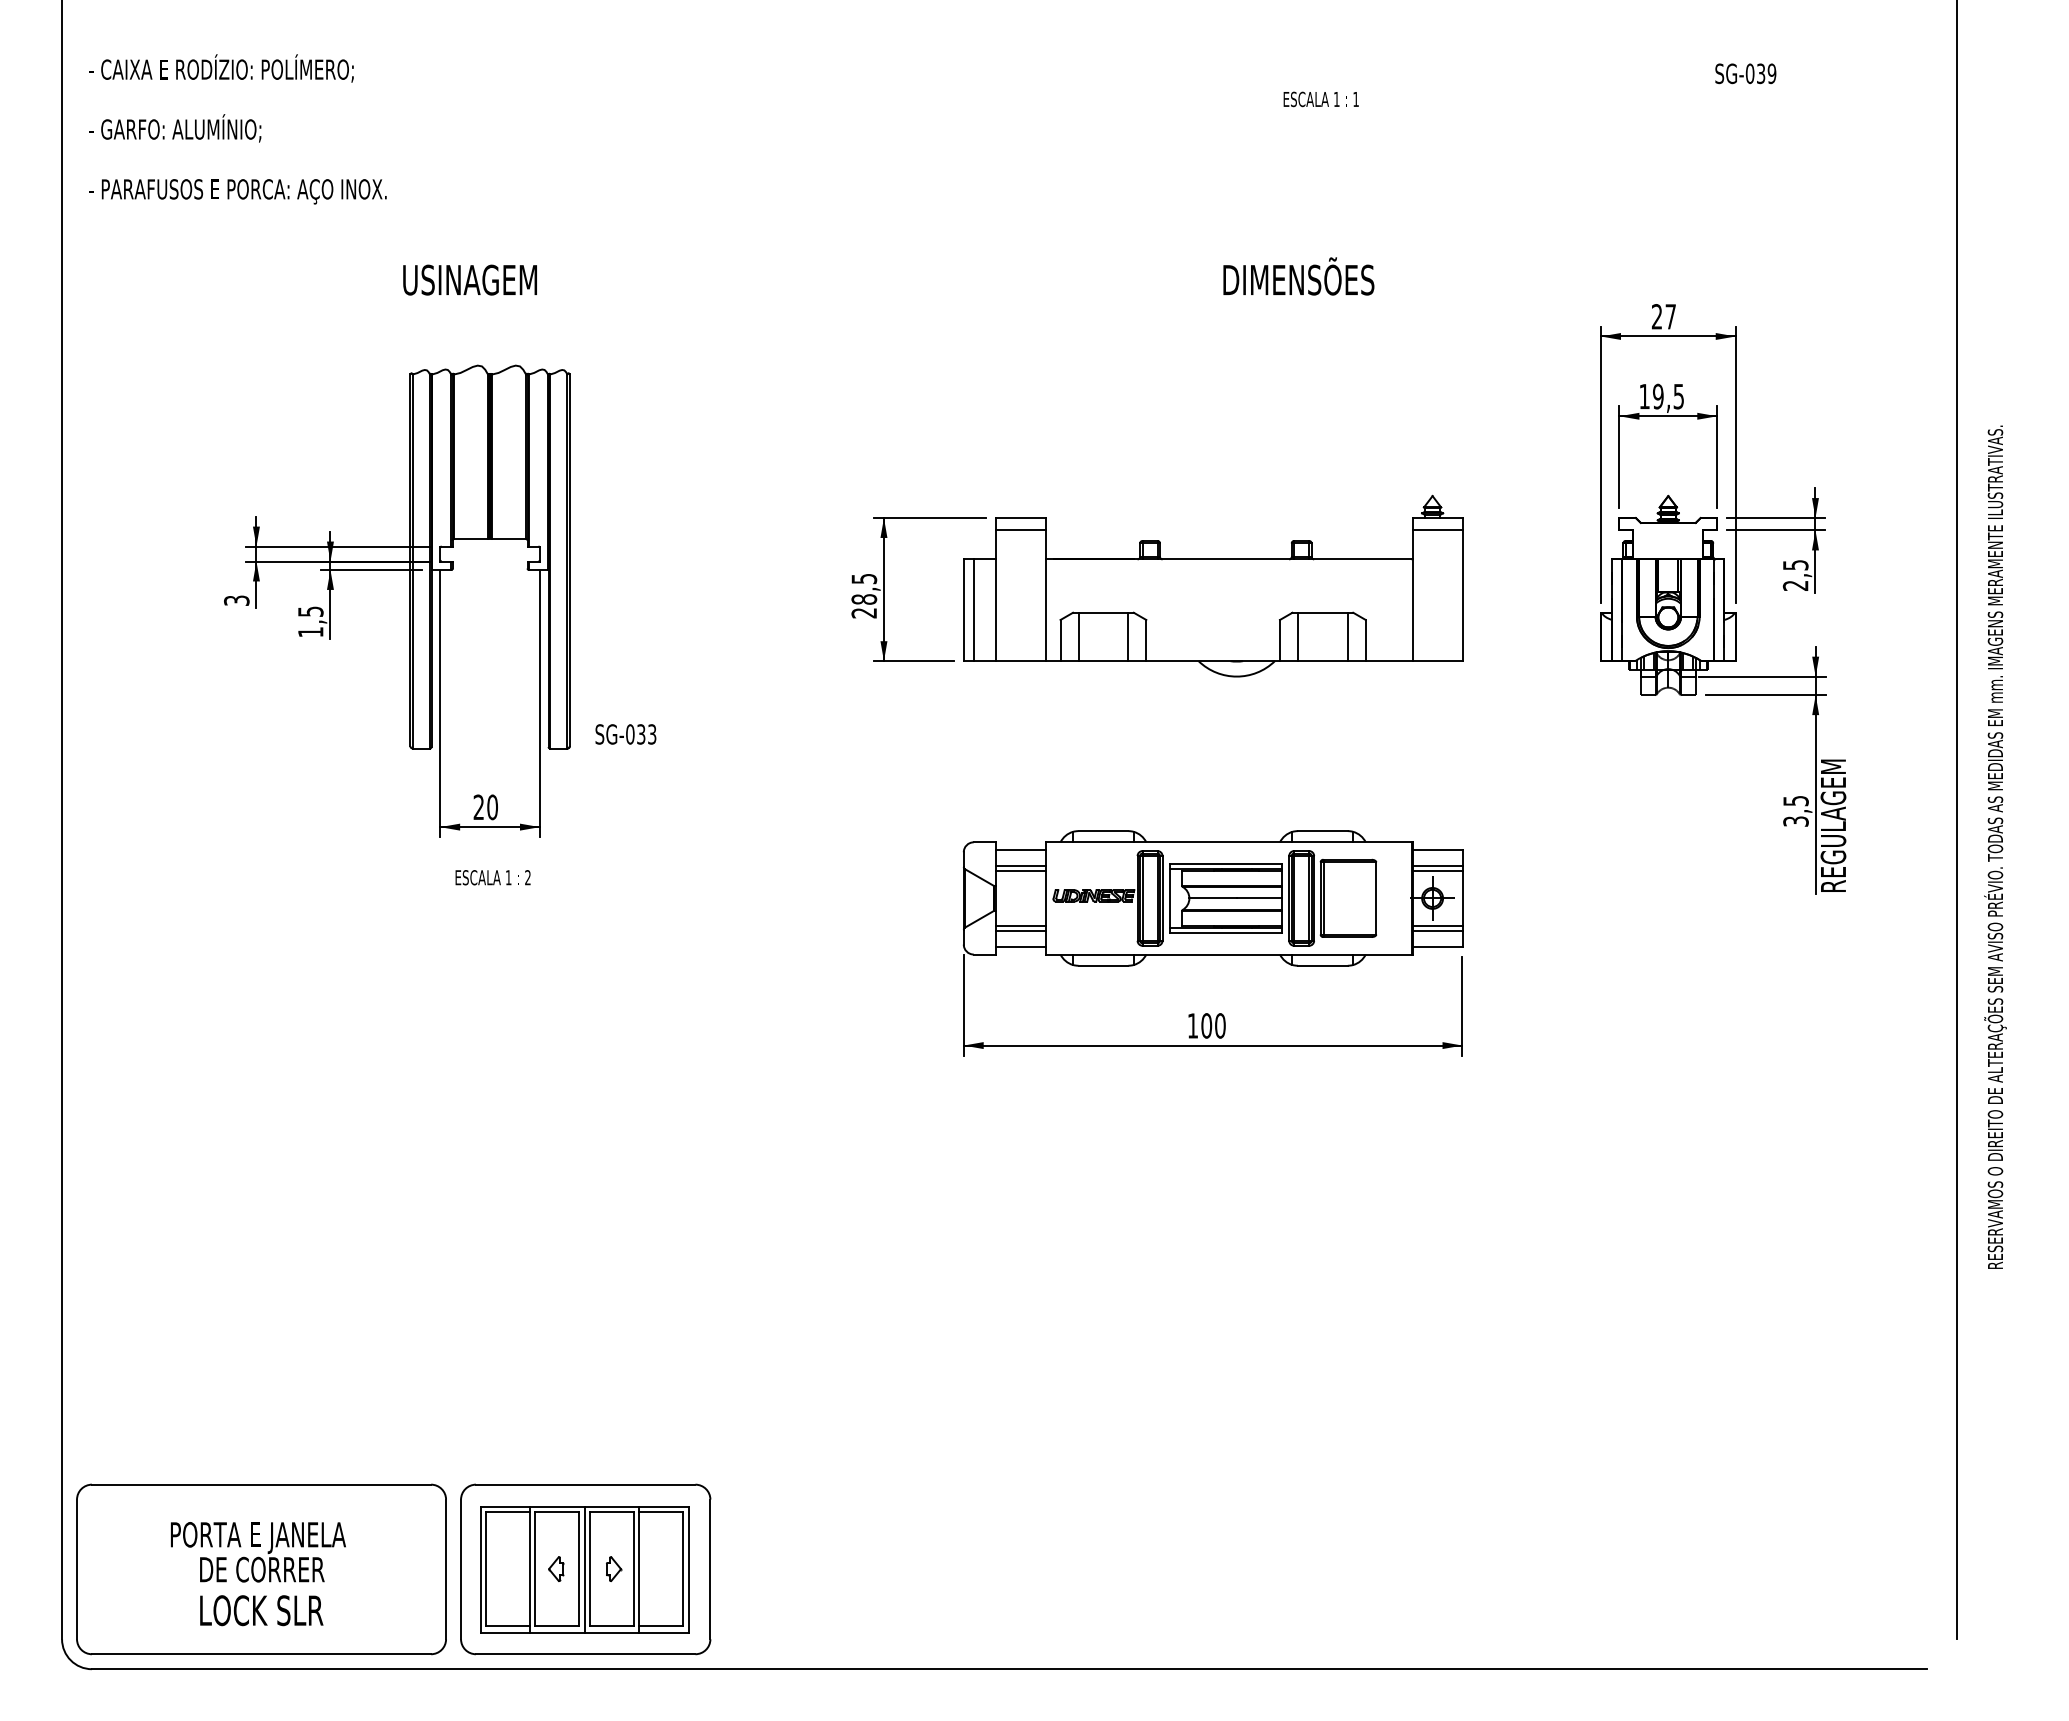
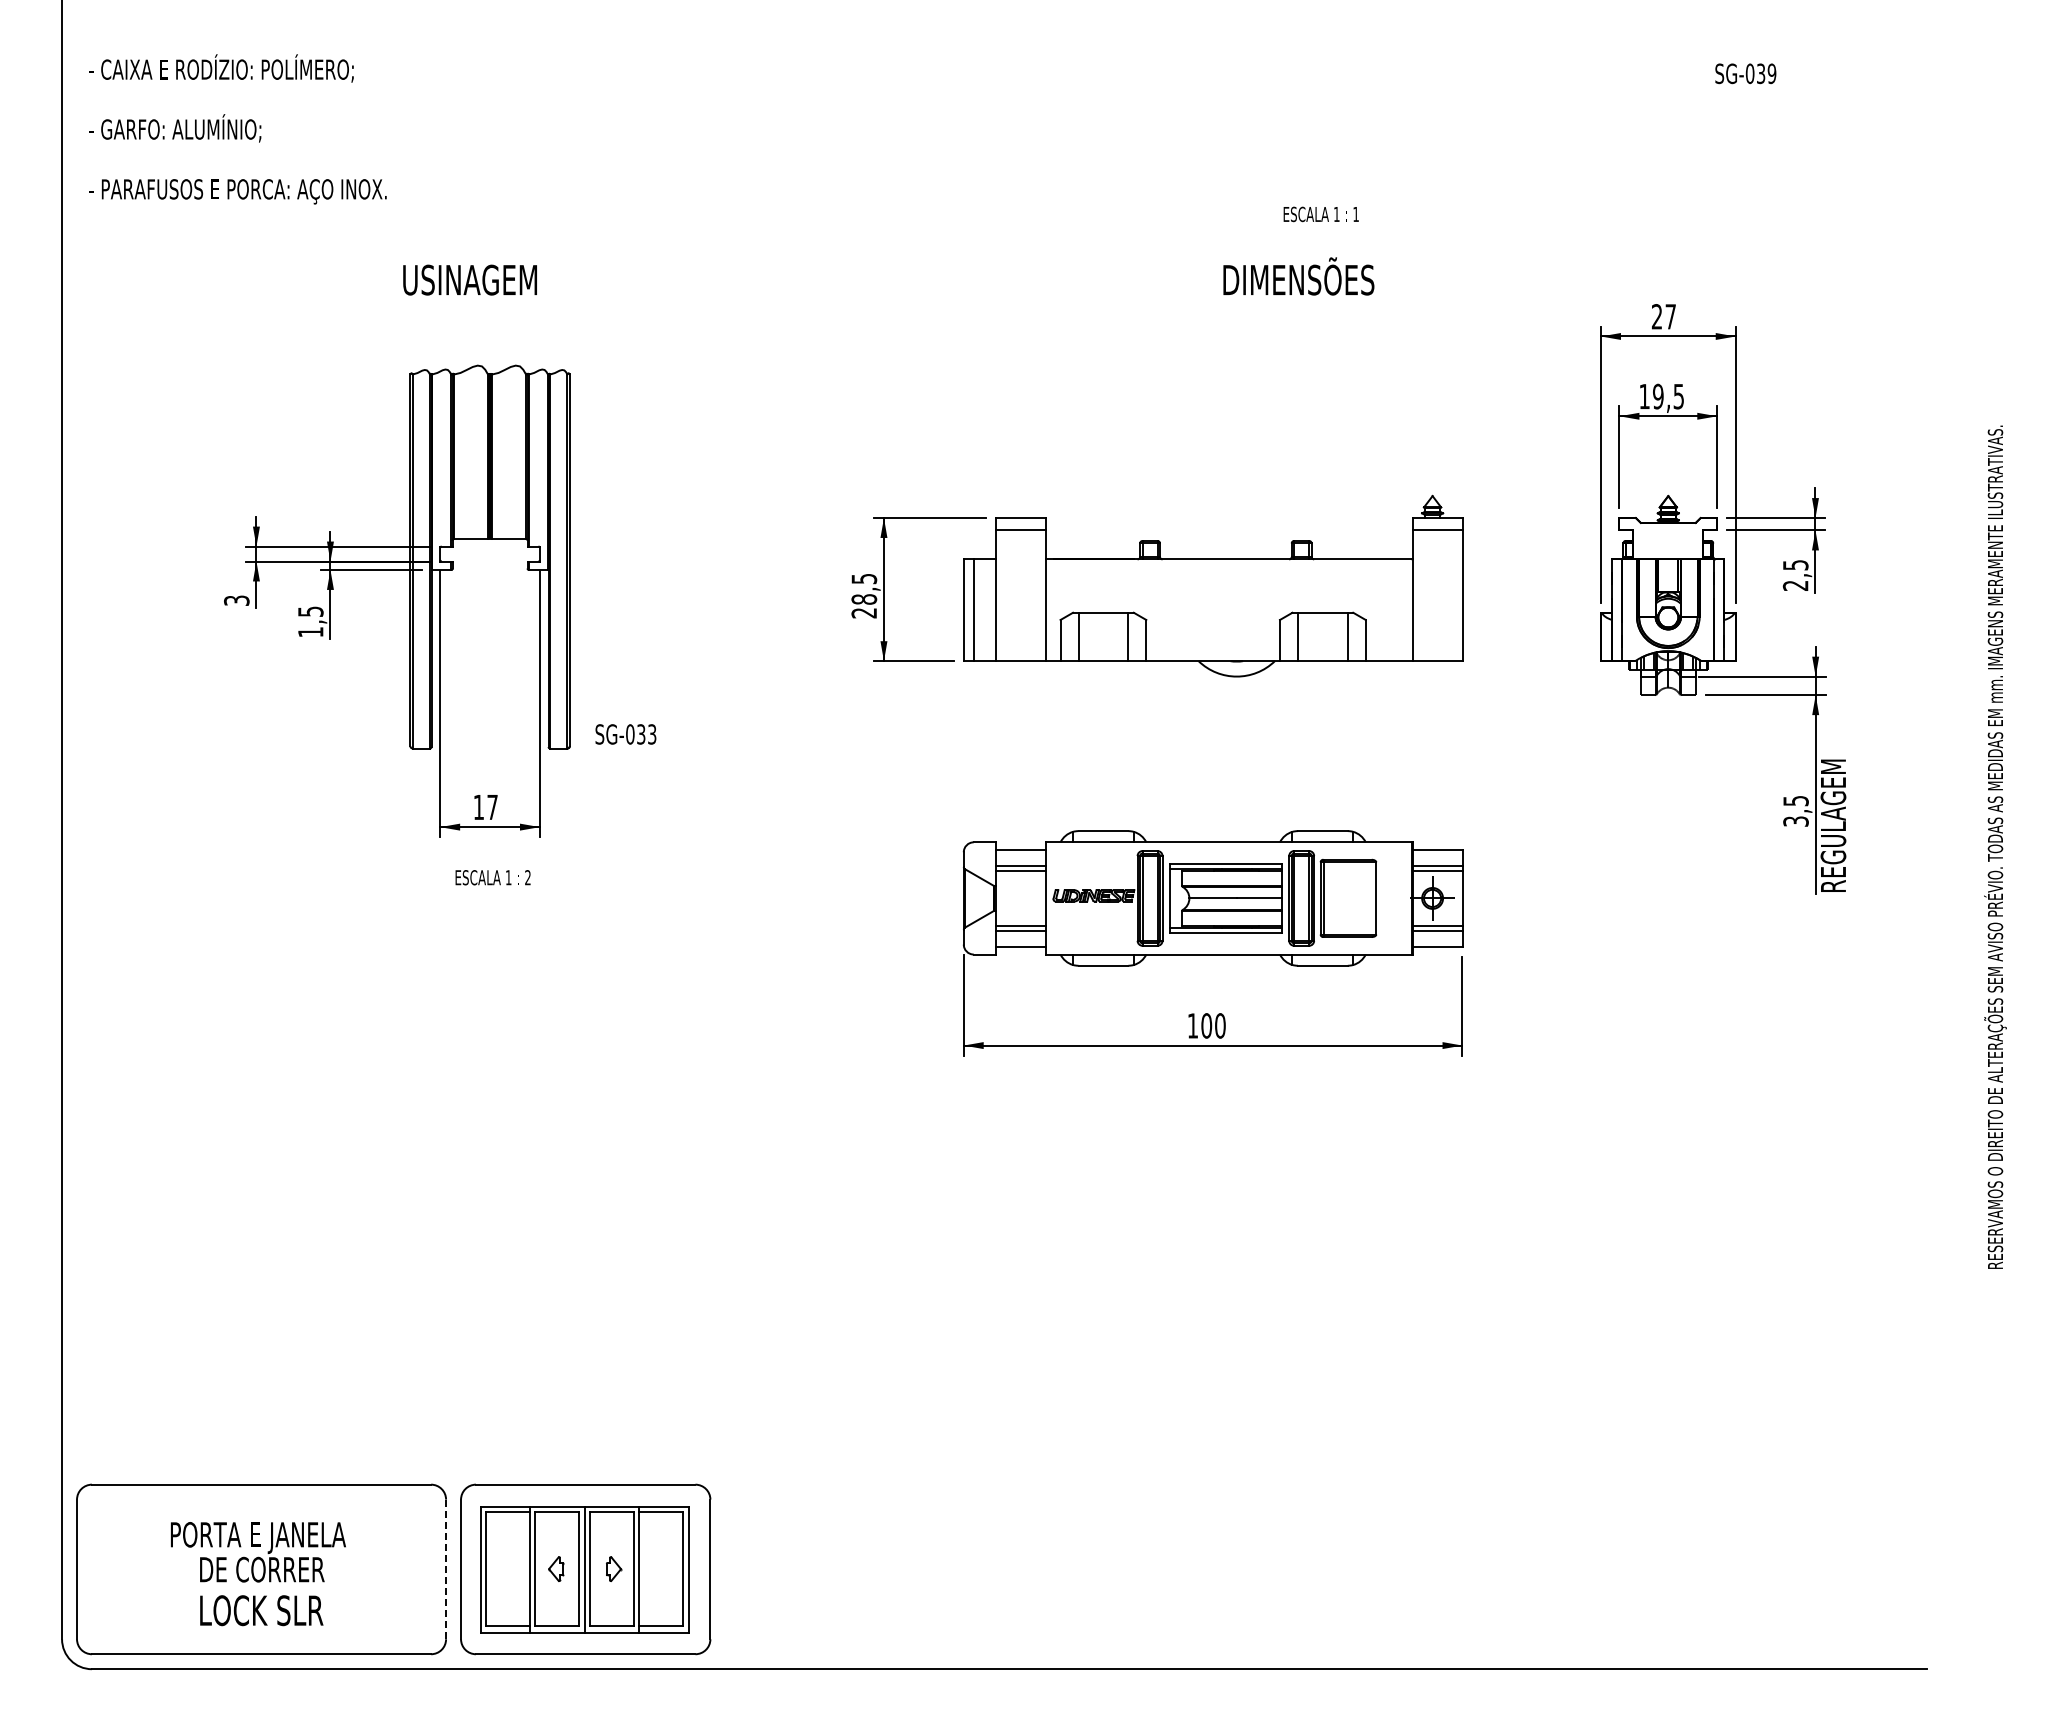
text position: (1320, 99) -> (1320, 214) (1320, 214)
text: 20 -> 17 (485, 807)
line: present -> none (1957, 820)
line: solid -> dashed (446, 1569)
